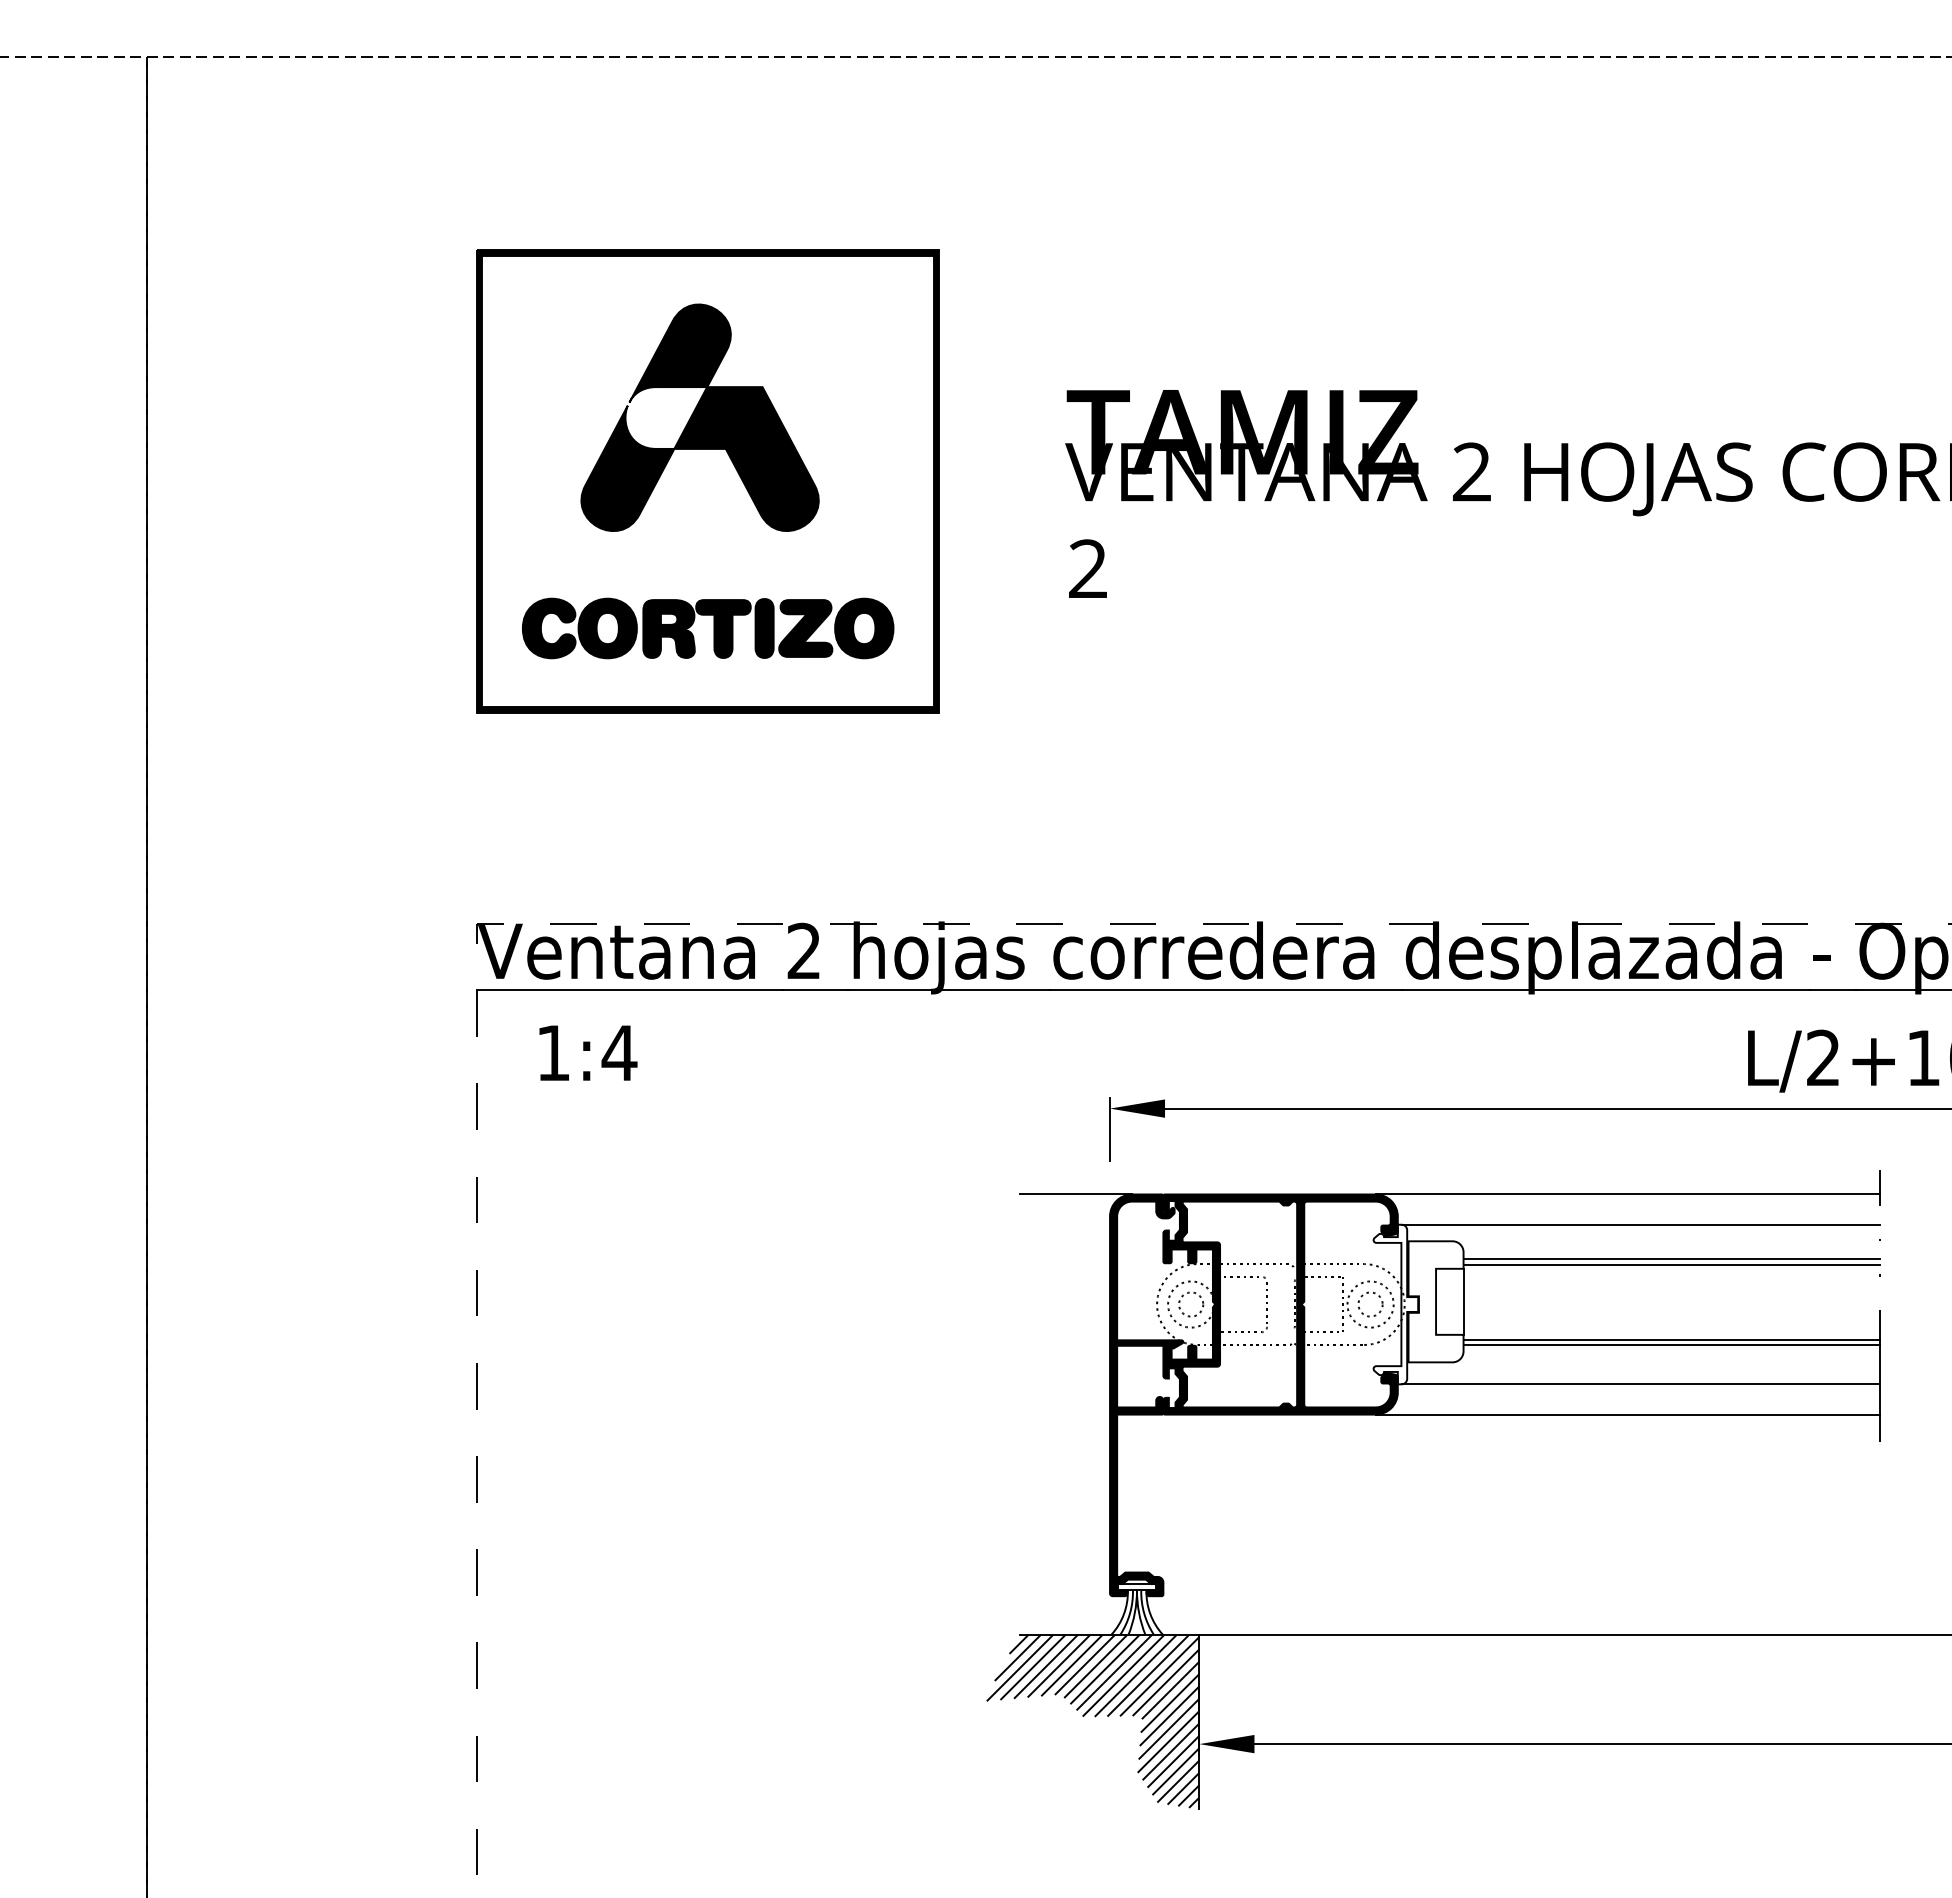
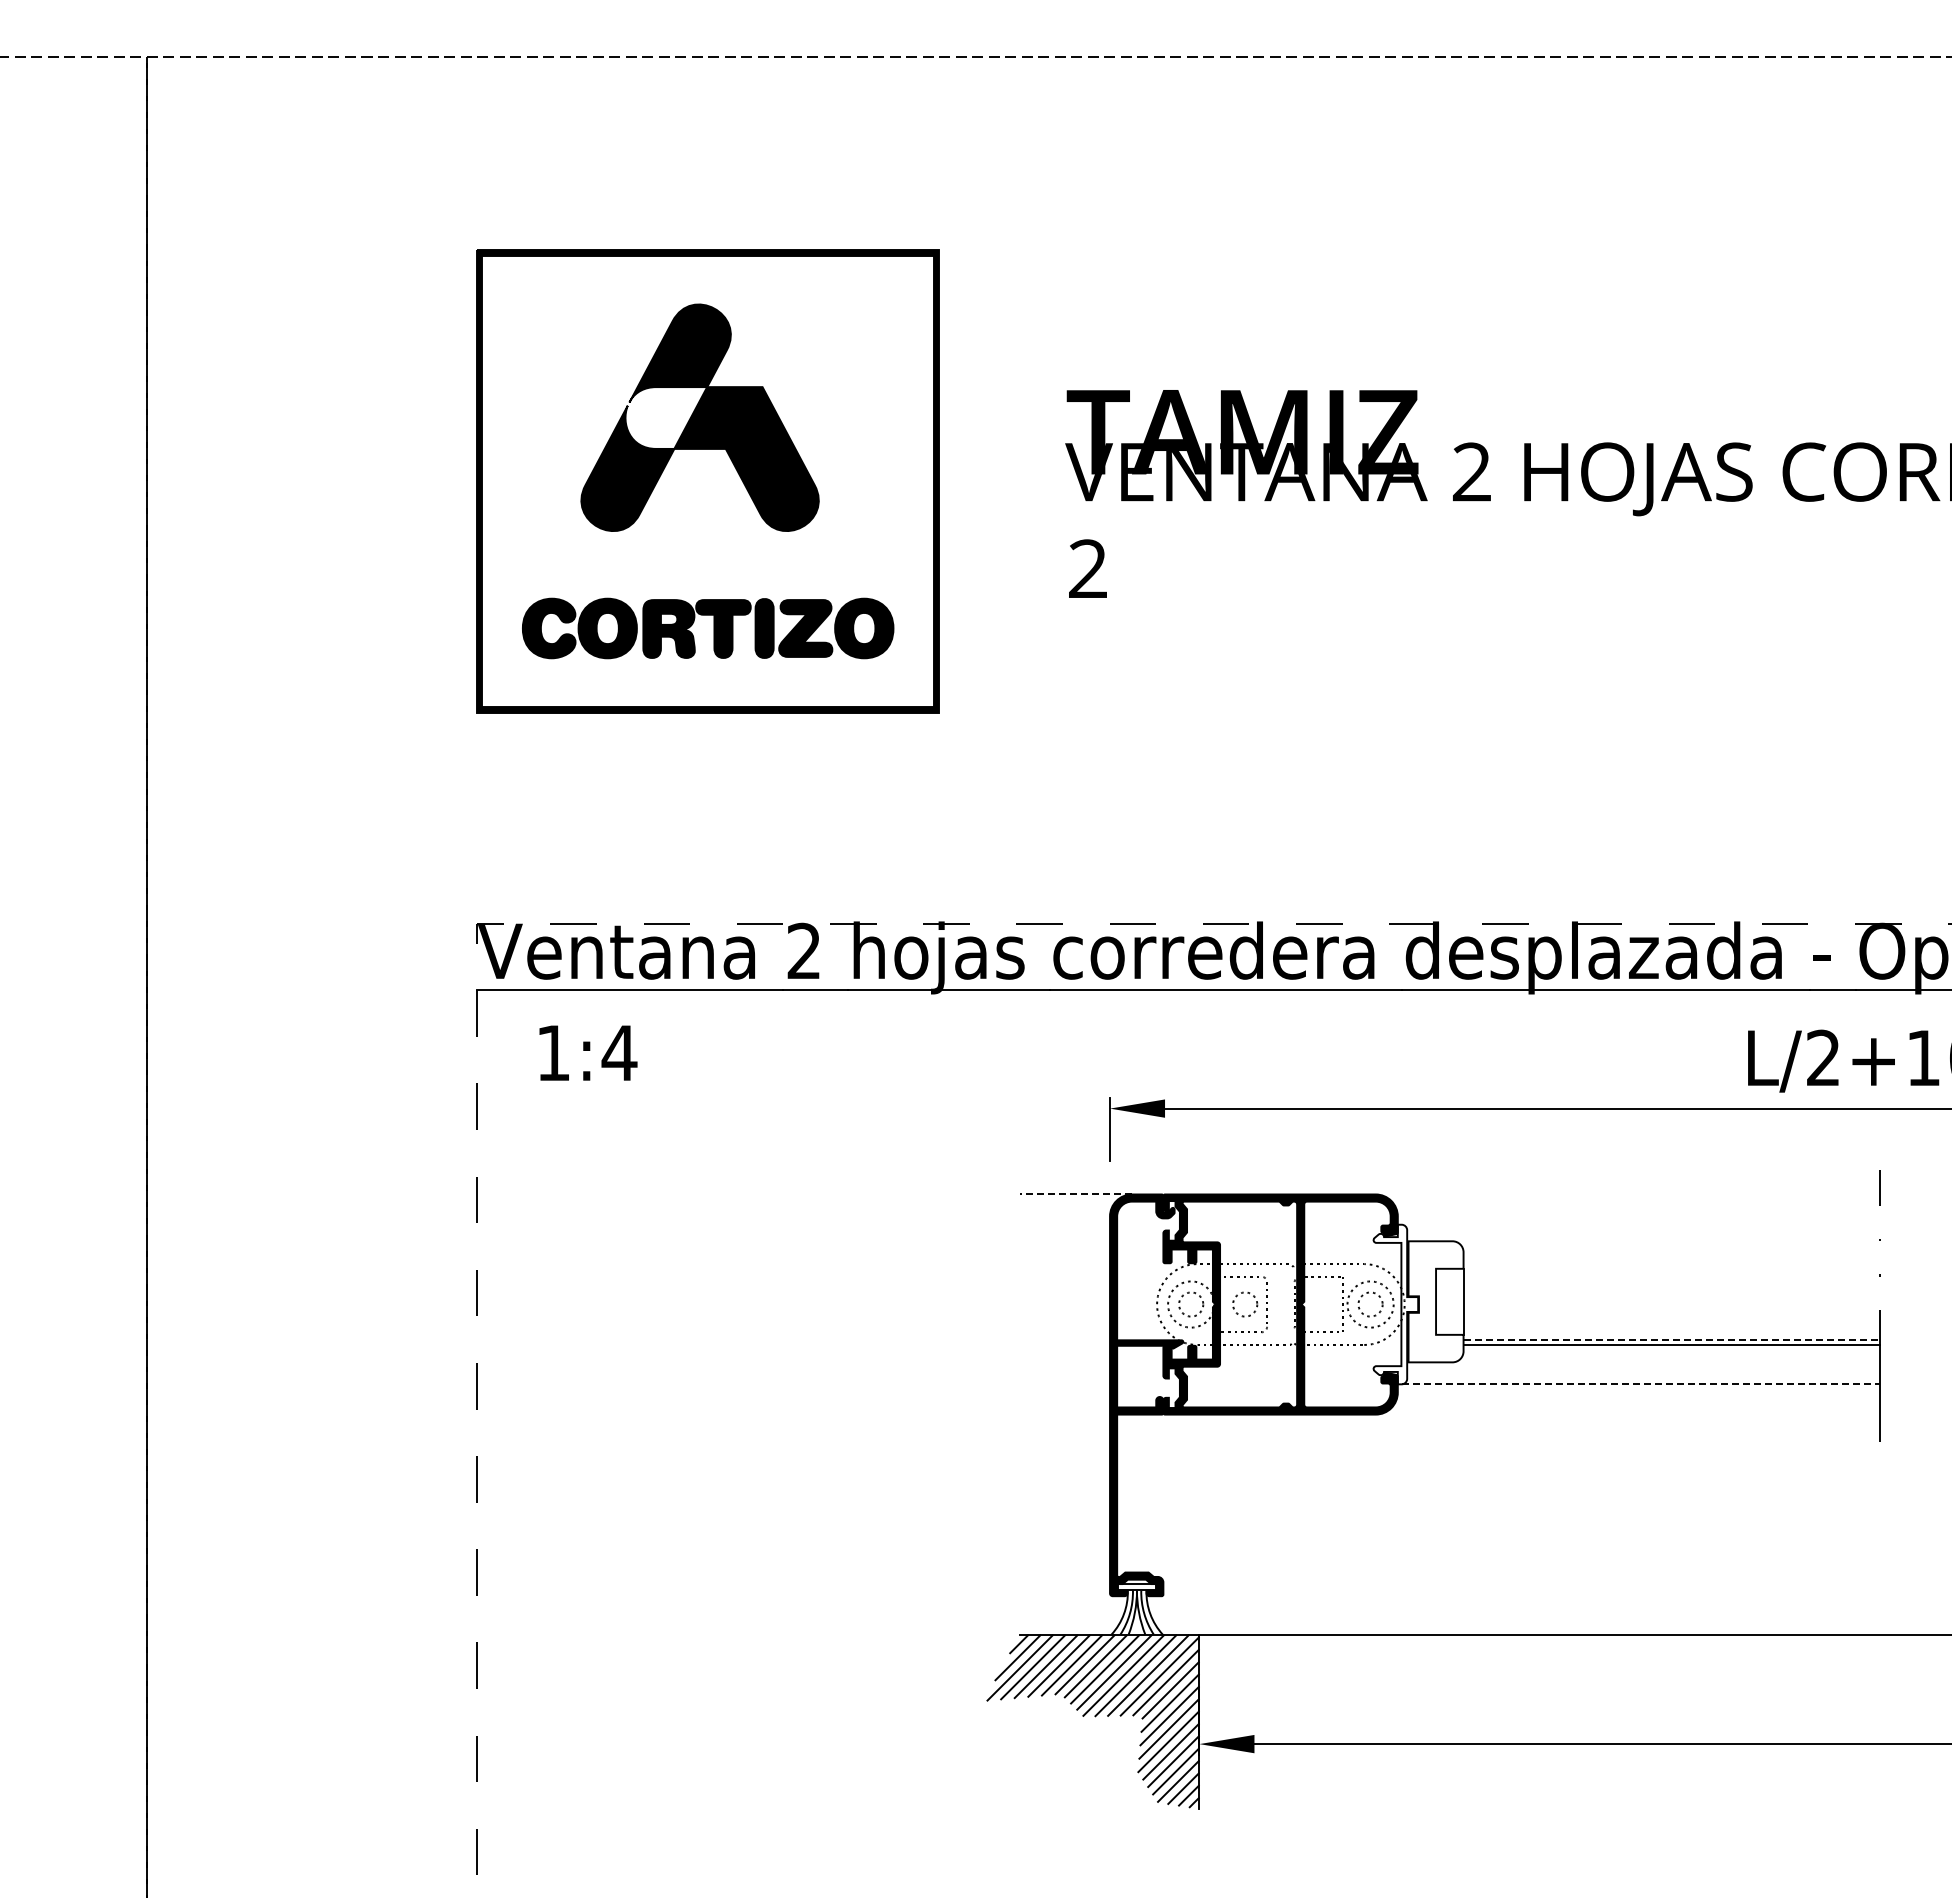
line: solid -> dashed (1075, 1194)
line: present -> none (1627, 1194)
line: present -> none (1640, 1224)
line: present -> none (1671, 1259)
line: present -> none (1671, 1265)
circle: none -> present (1245, 1304)
line: solid -> dashed (1672, 1340)
line: solid -> dashed (1641, 1384)
line: present -> none (1627, 1414)
